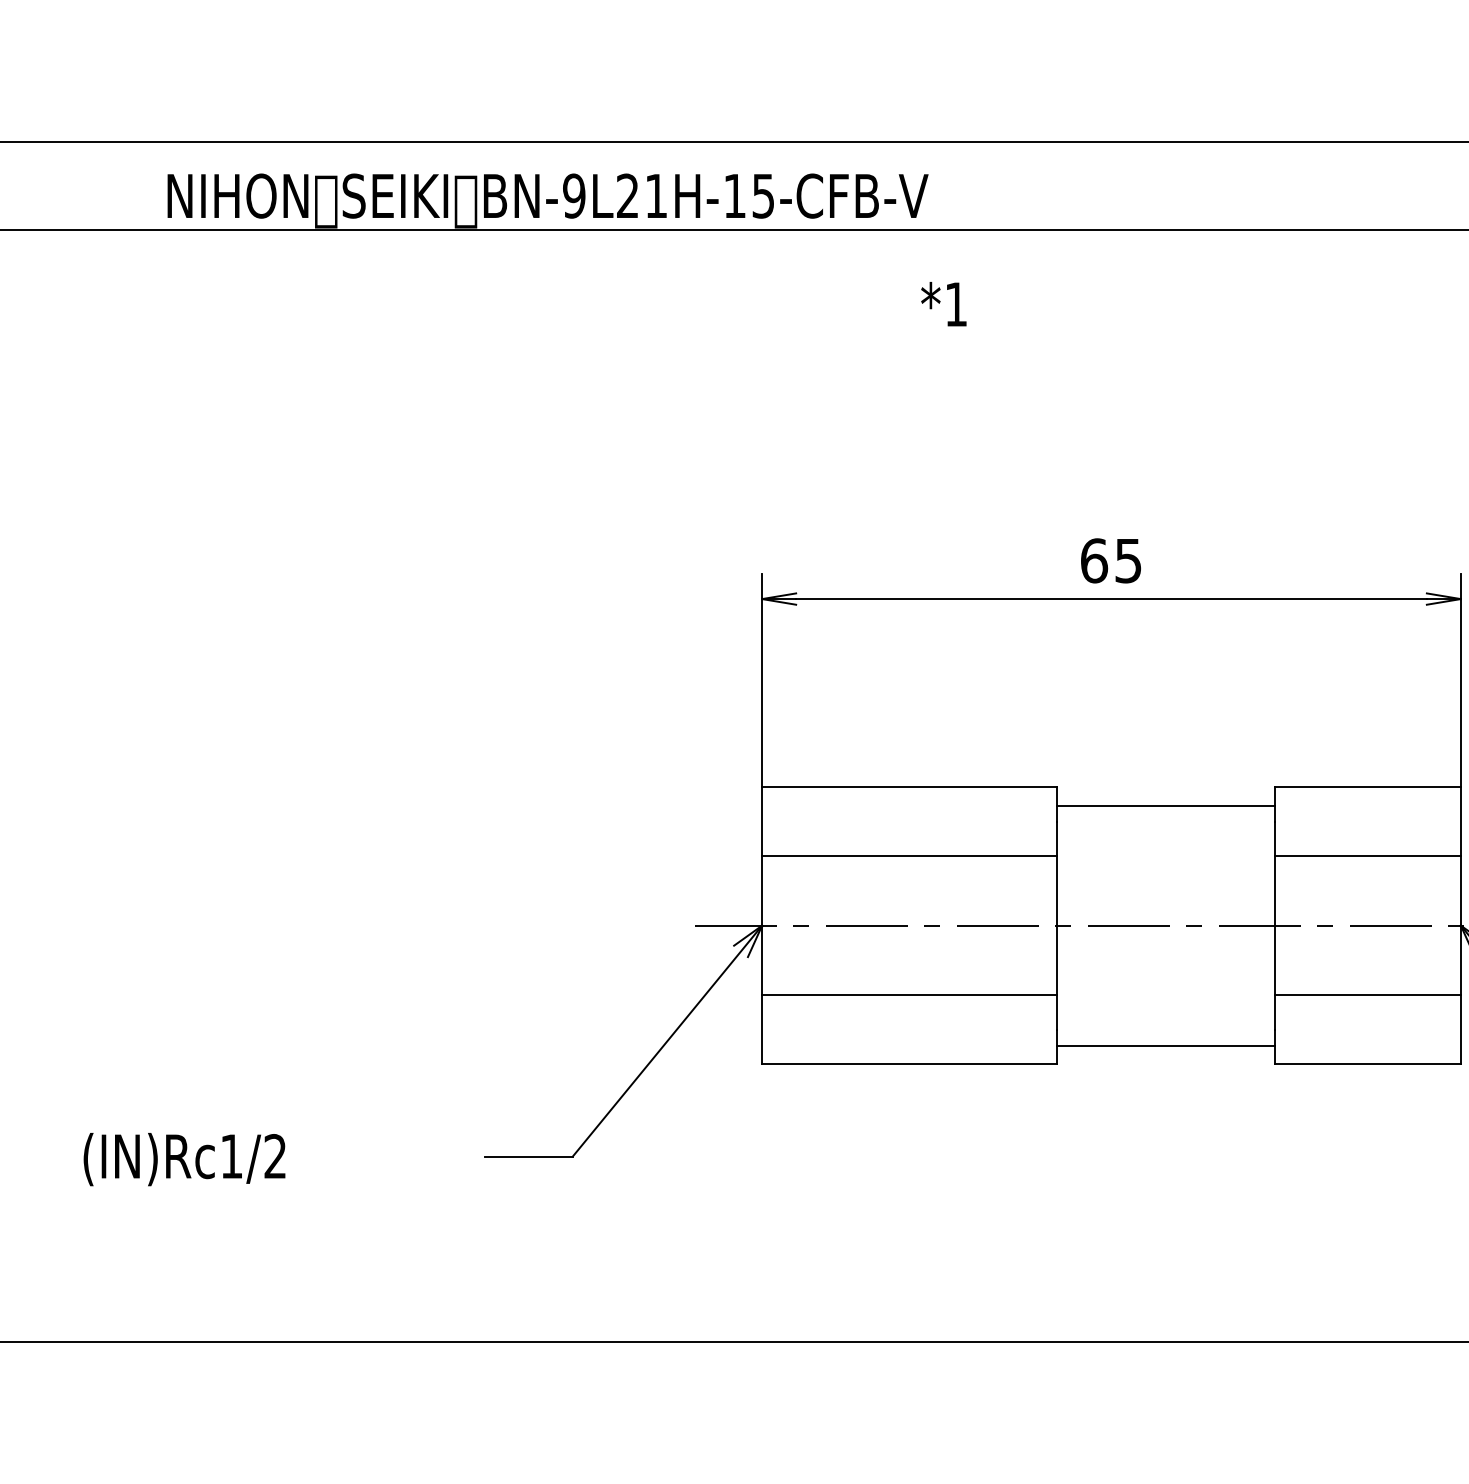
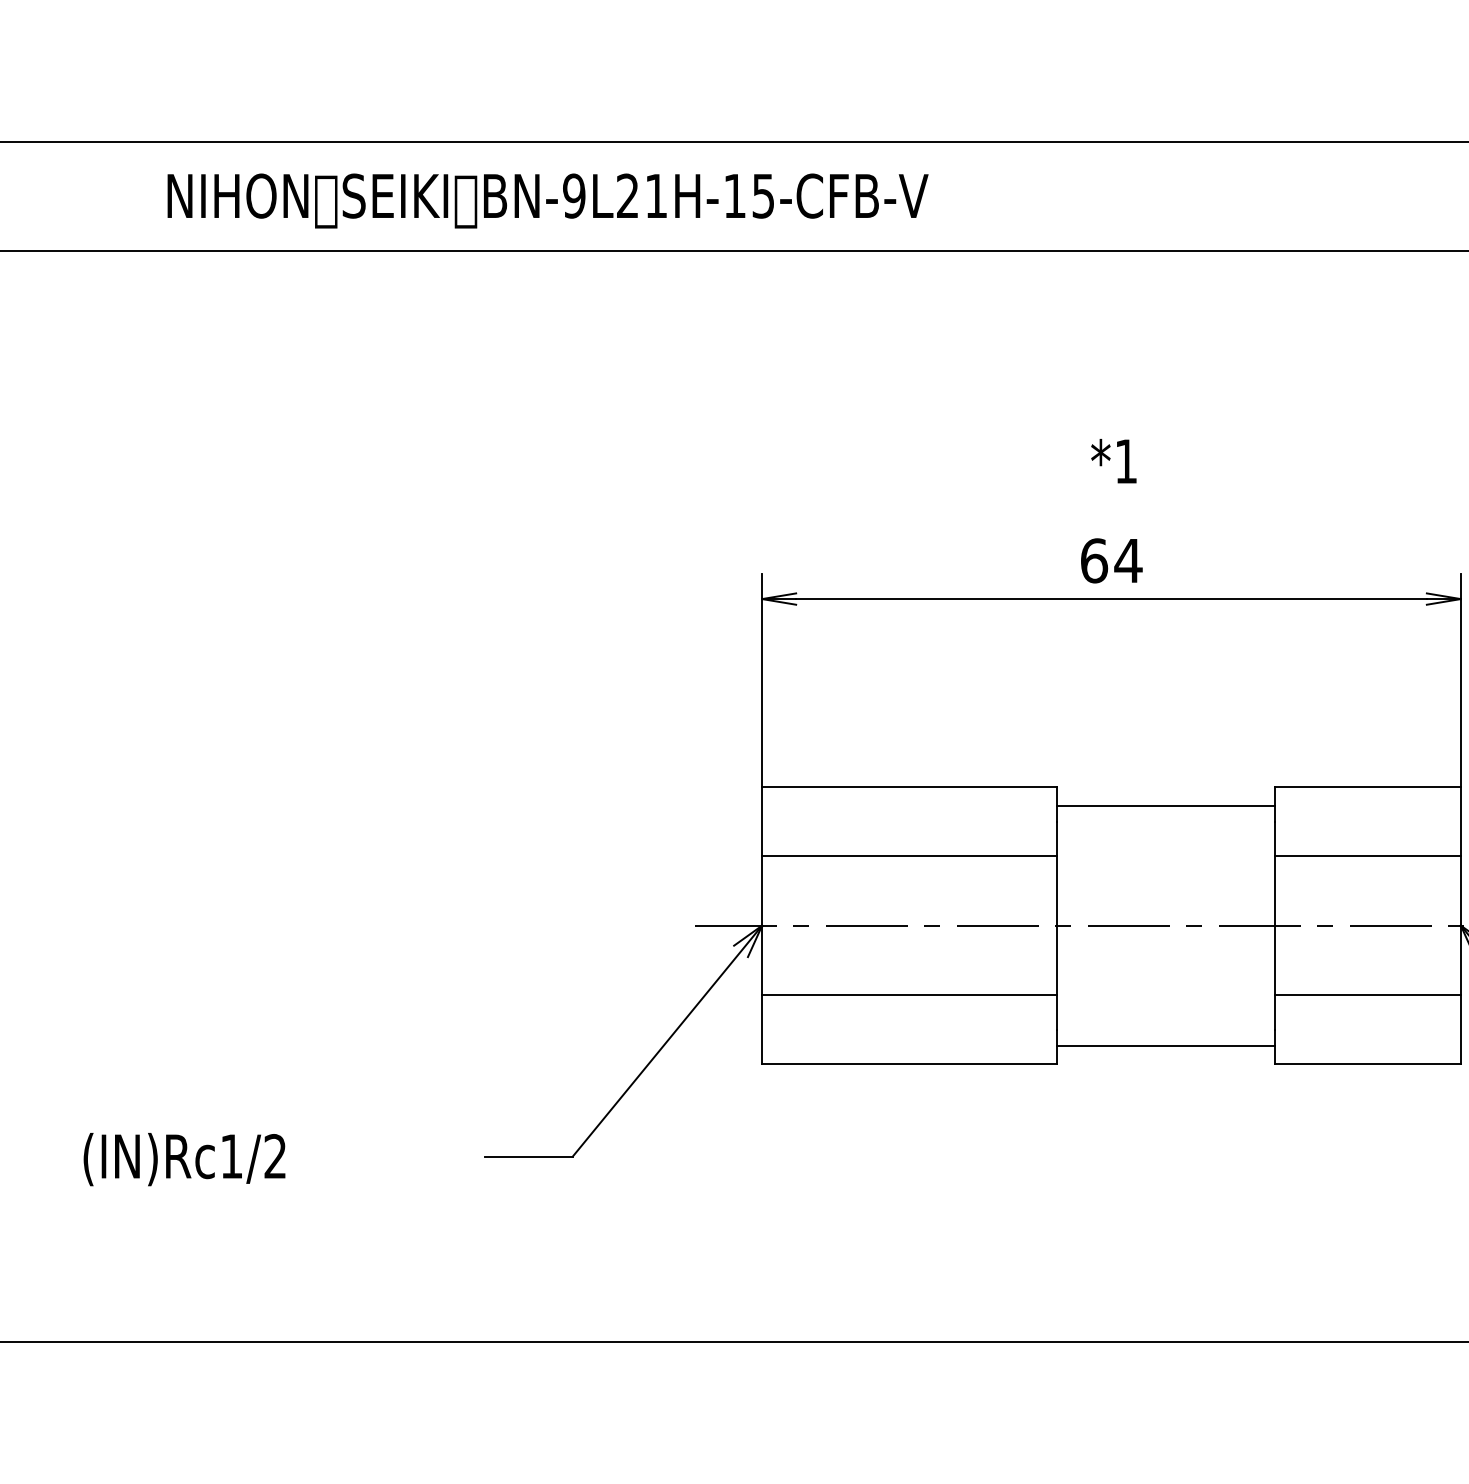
line position: (733, 229) -> (733, 250) (733, 250)
text position: (943, 304) -> (1113, 461) (1113, 461)
text: 65 -> 64 (1128, 561)
